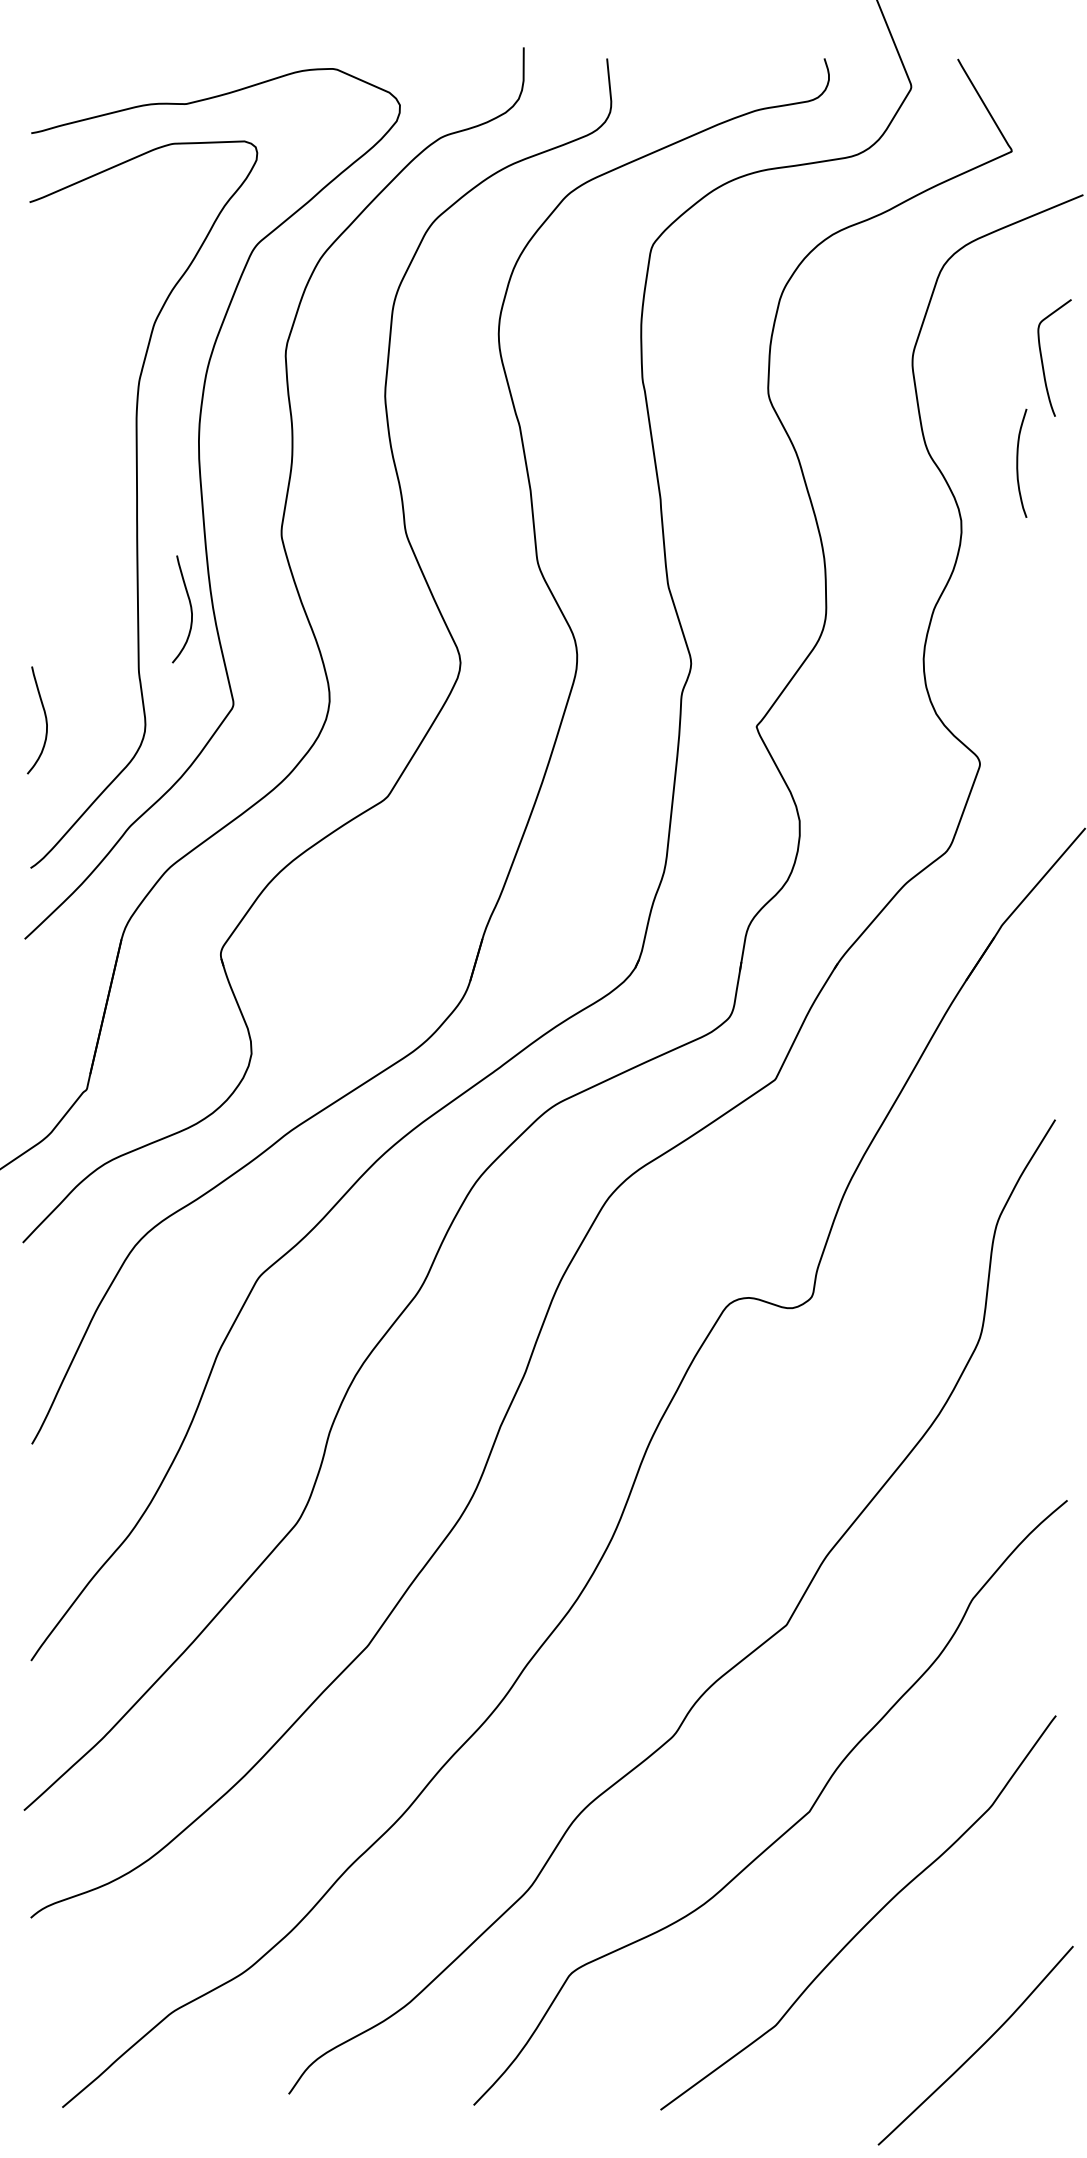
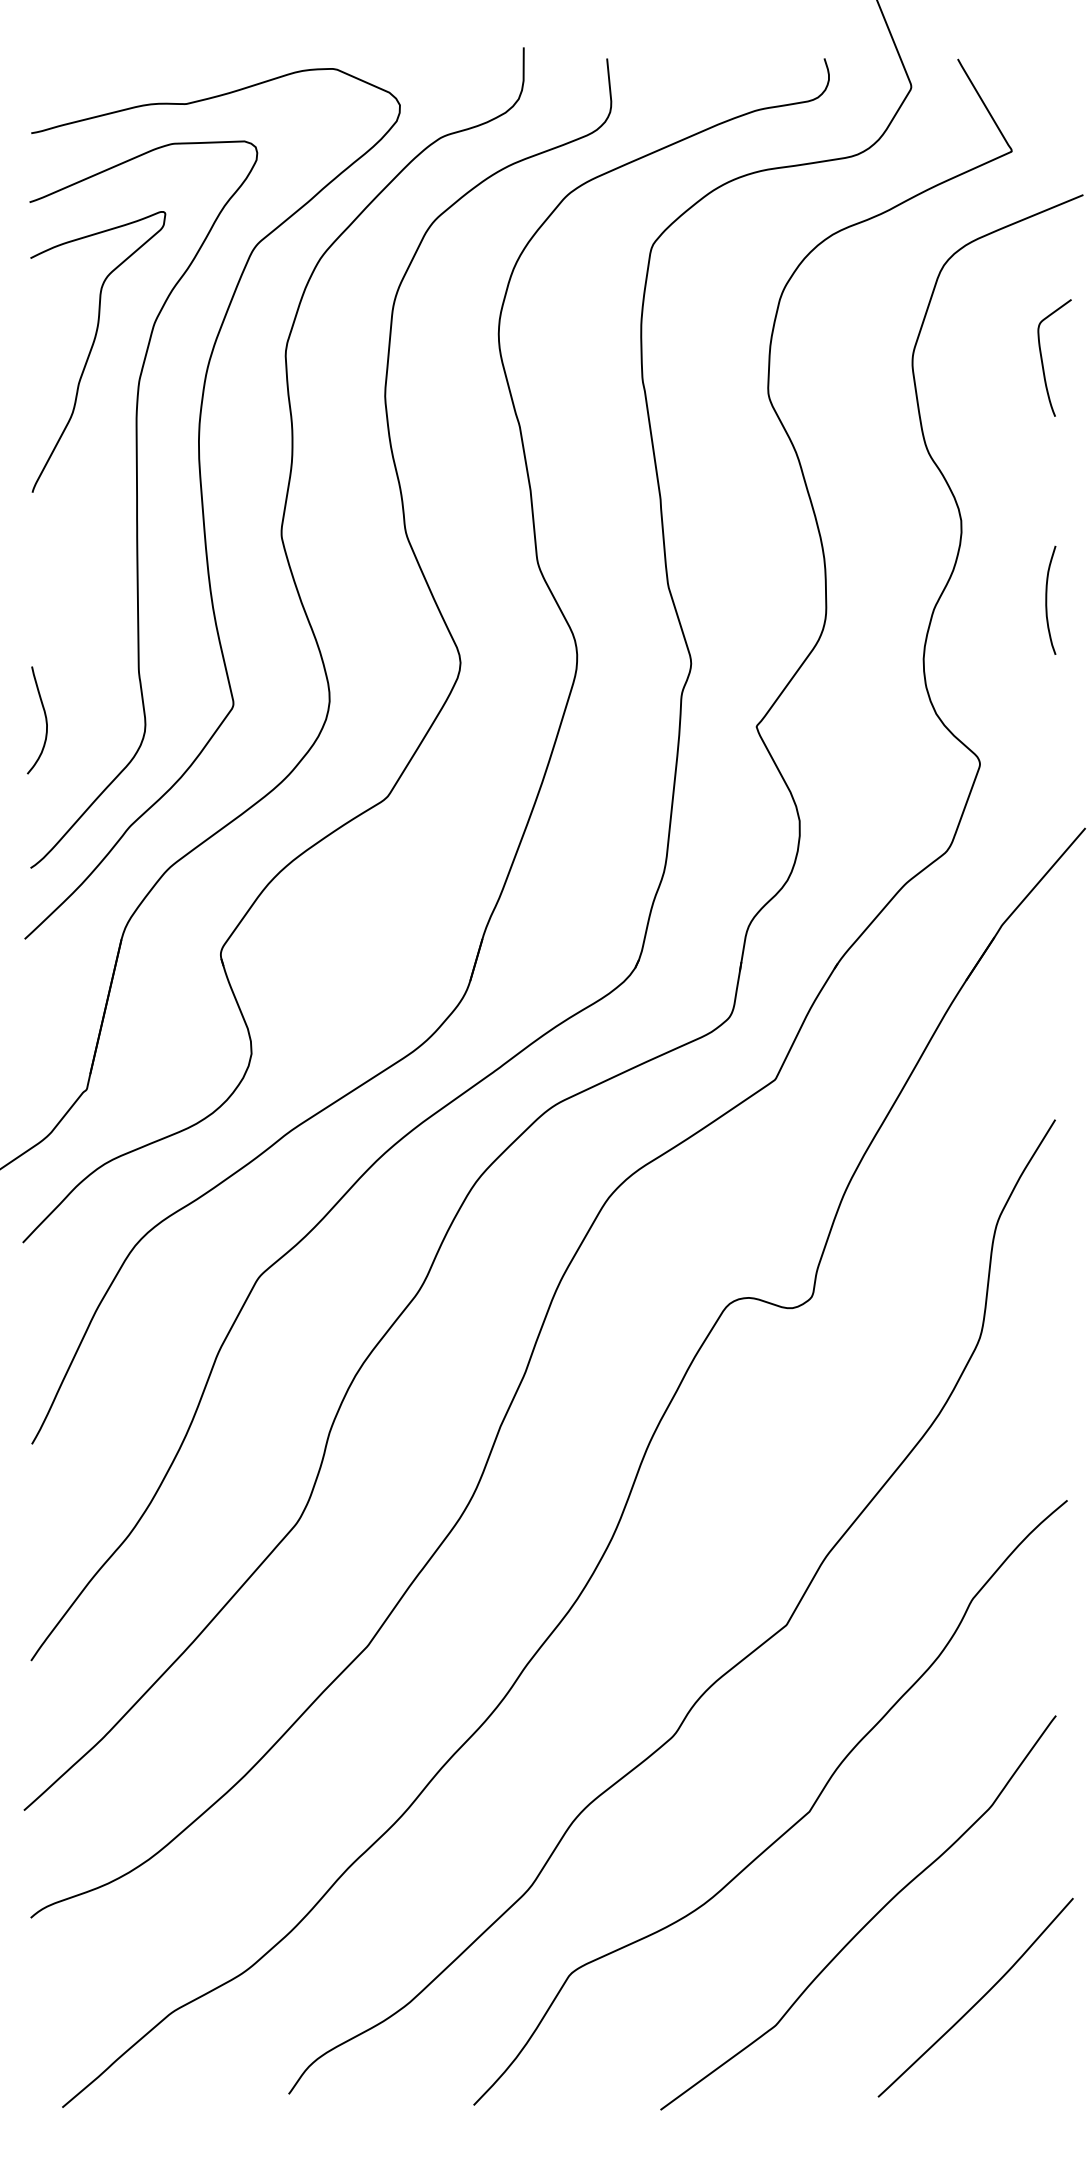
curve: none -> present (92, 349)
curve position: (1018, 462) -> (1047, 599) (1047, 599)
curve: present -> none (190, 609)
curve position: (978, 2048) -> (978, 2000) (978, 2000)
